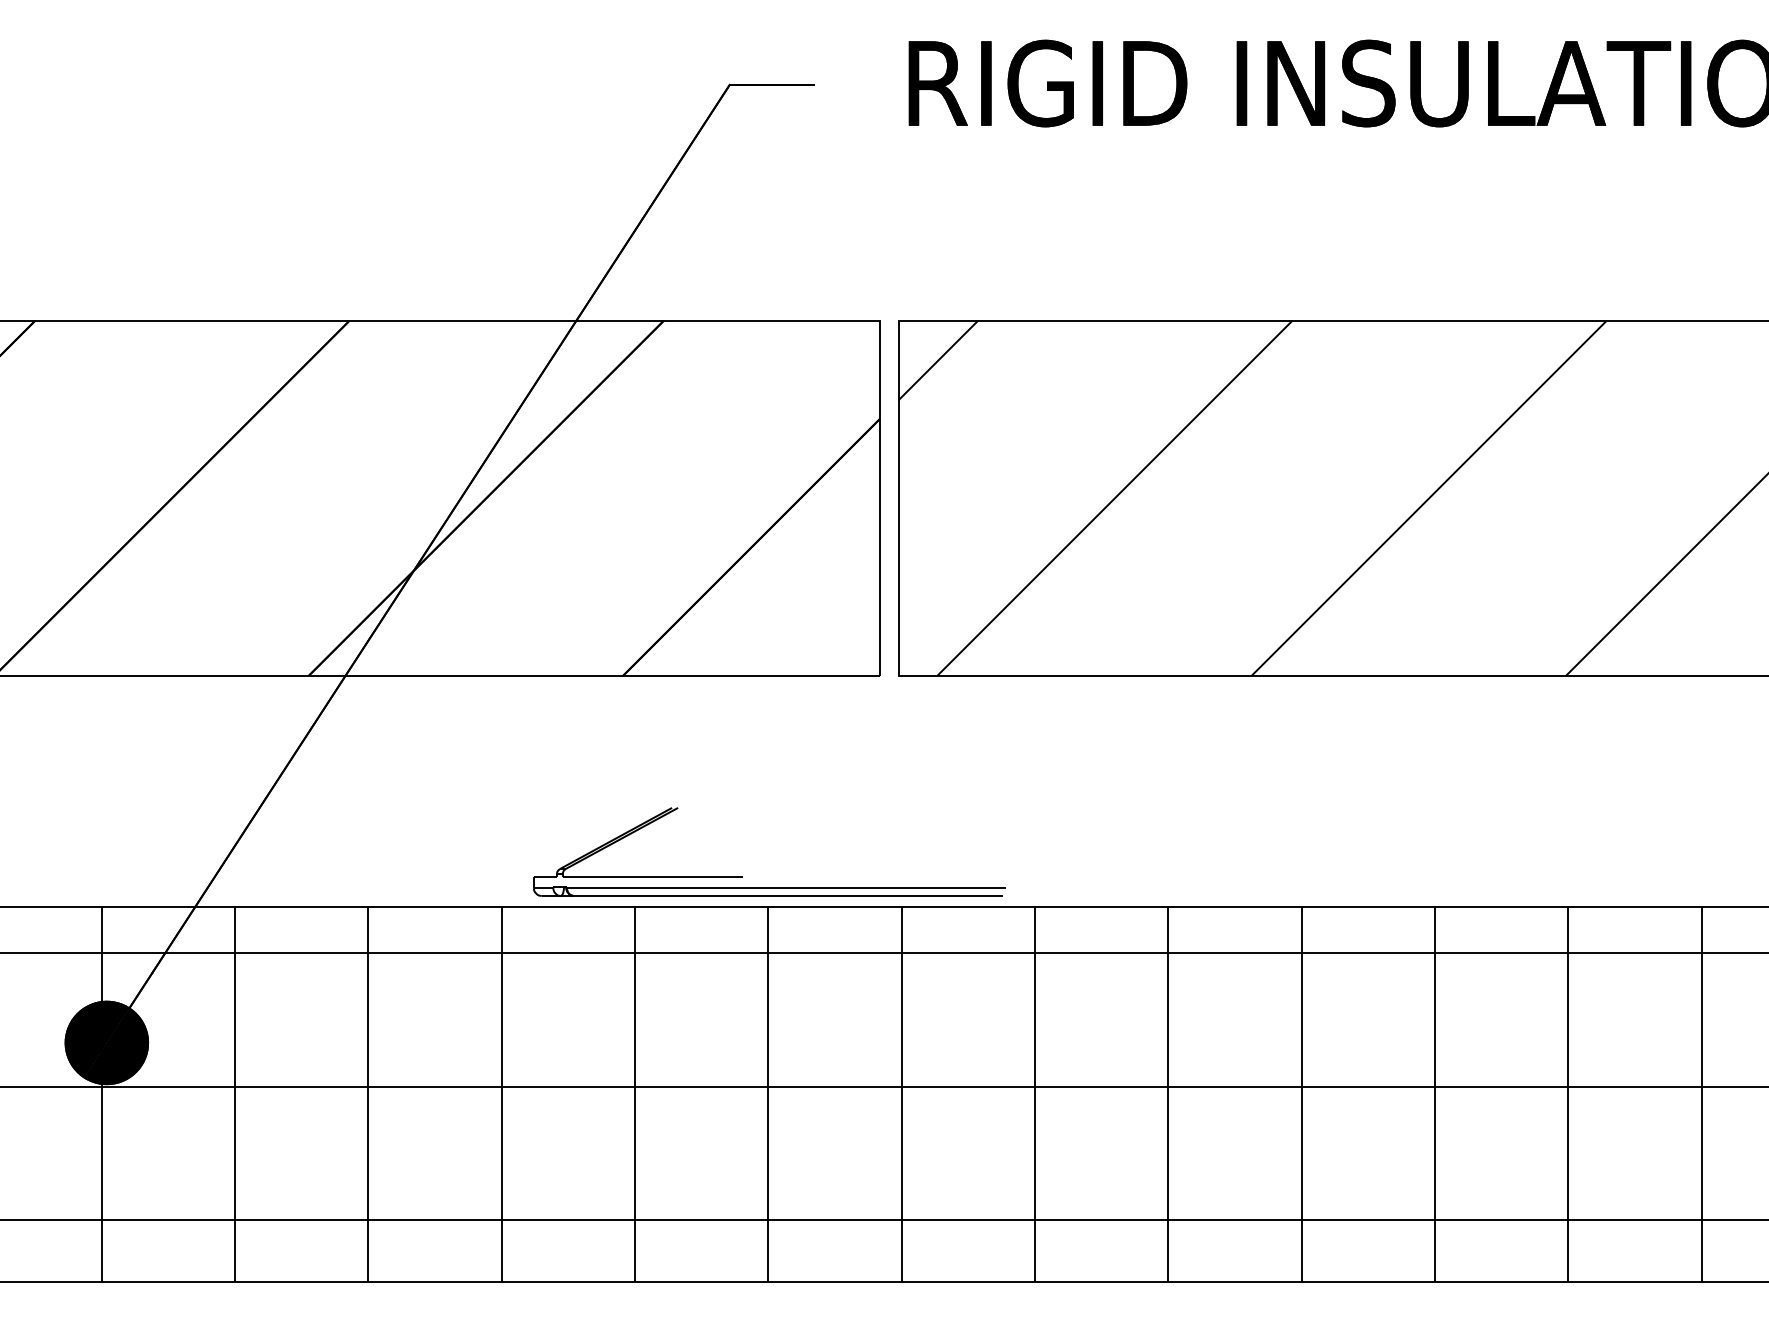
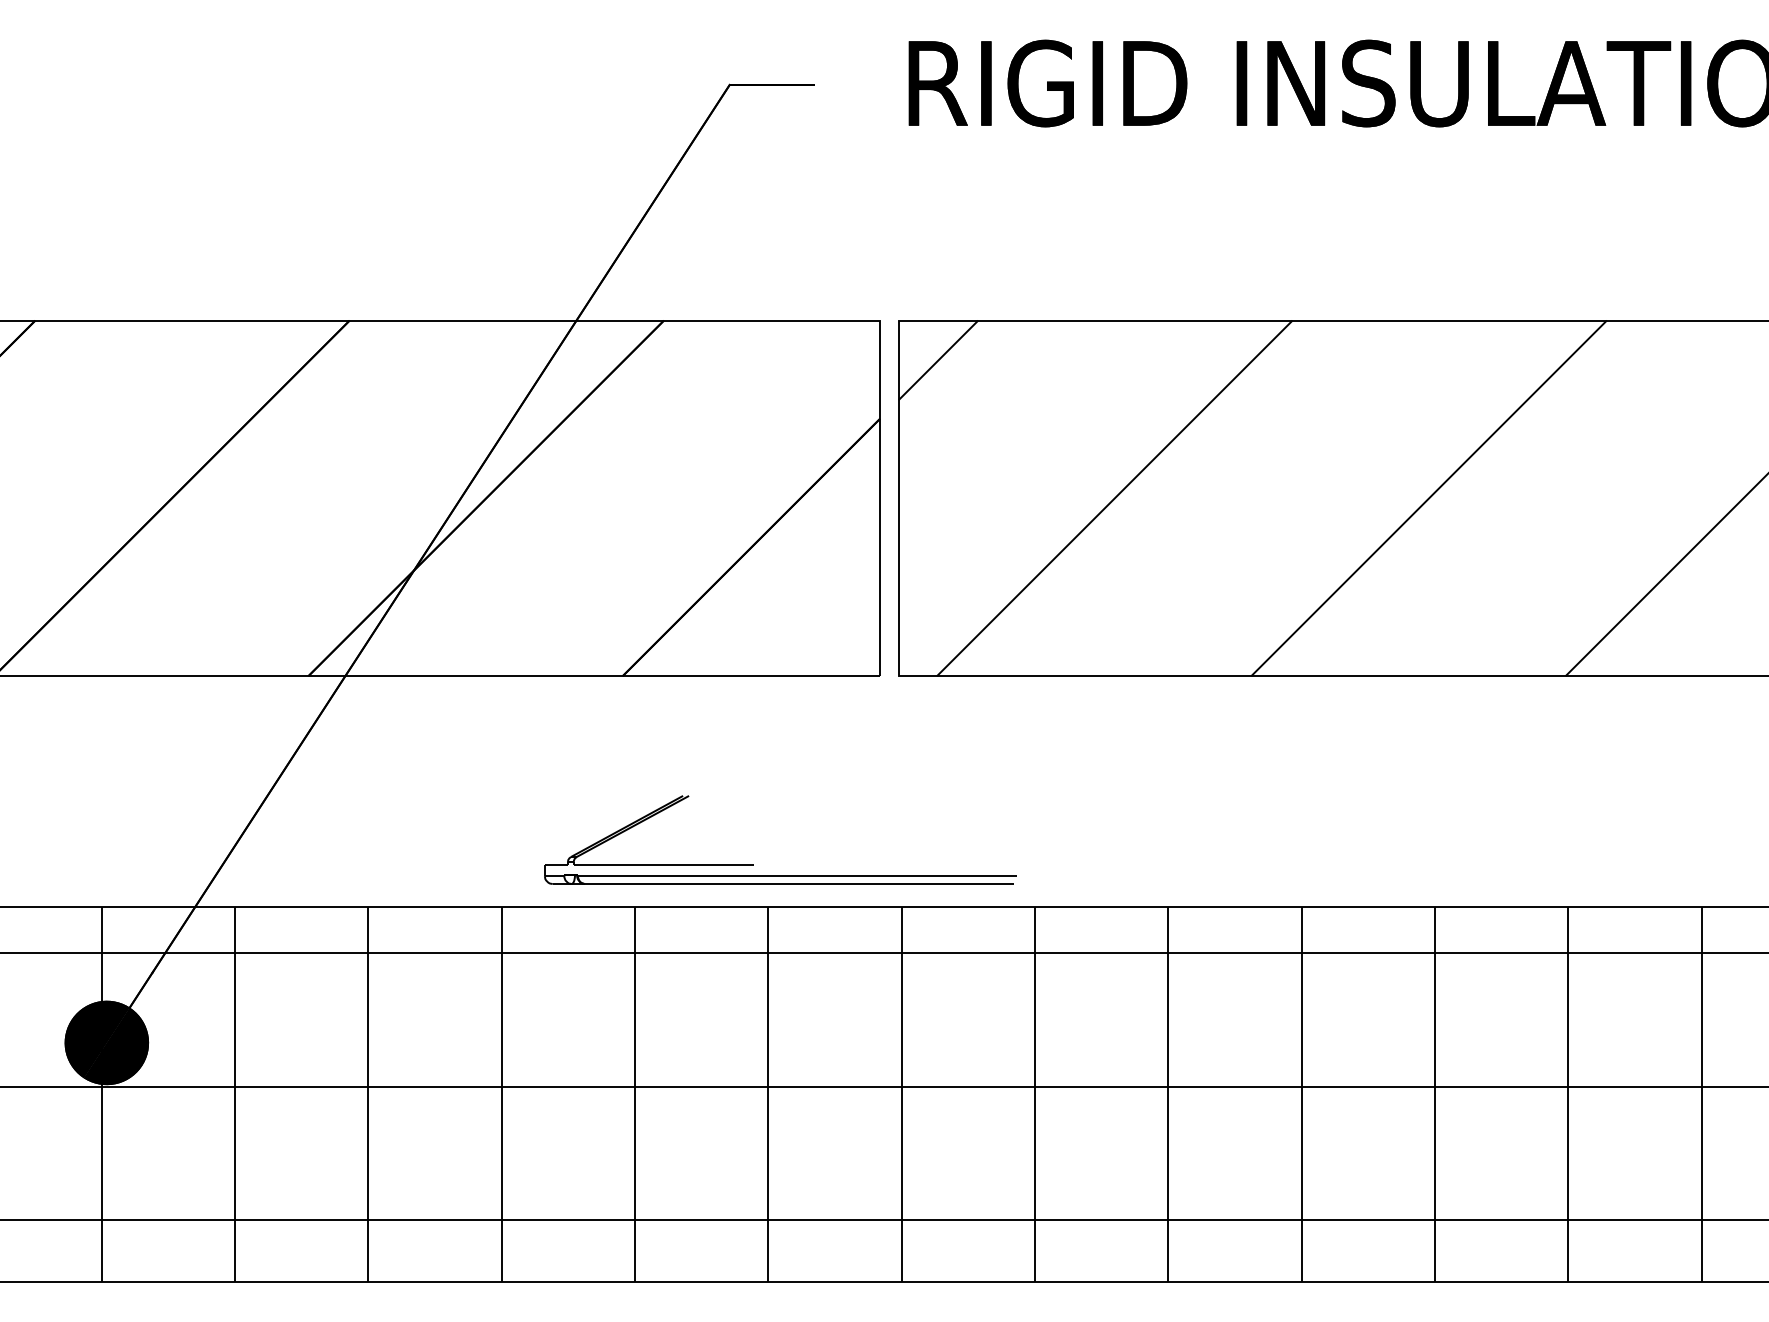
part position: (769, 887) -> (780, 875) (780, 875)
